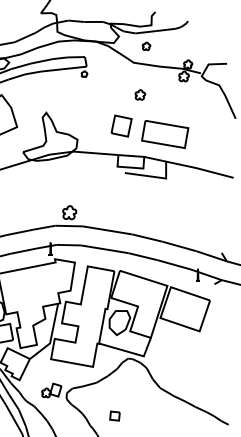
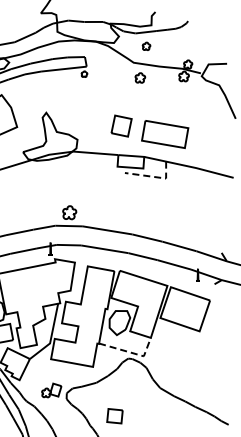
part position: (140, 94) -> (140, 77) (140, 77)
line: solid -> dashed (154, 176)
line: solid -> dashed (131, 352)
part size: 12x12 px -> 18x17 px (114, 416)
